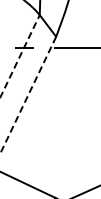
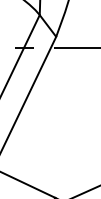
line: dashed -> solid (19, 56)
line: dashed -> solid (28, 95)
